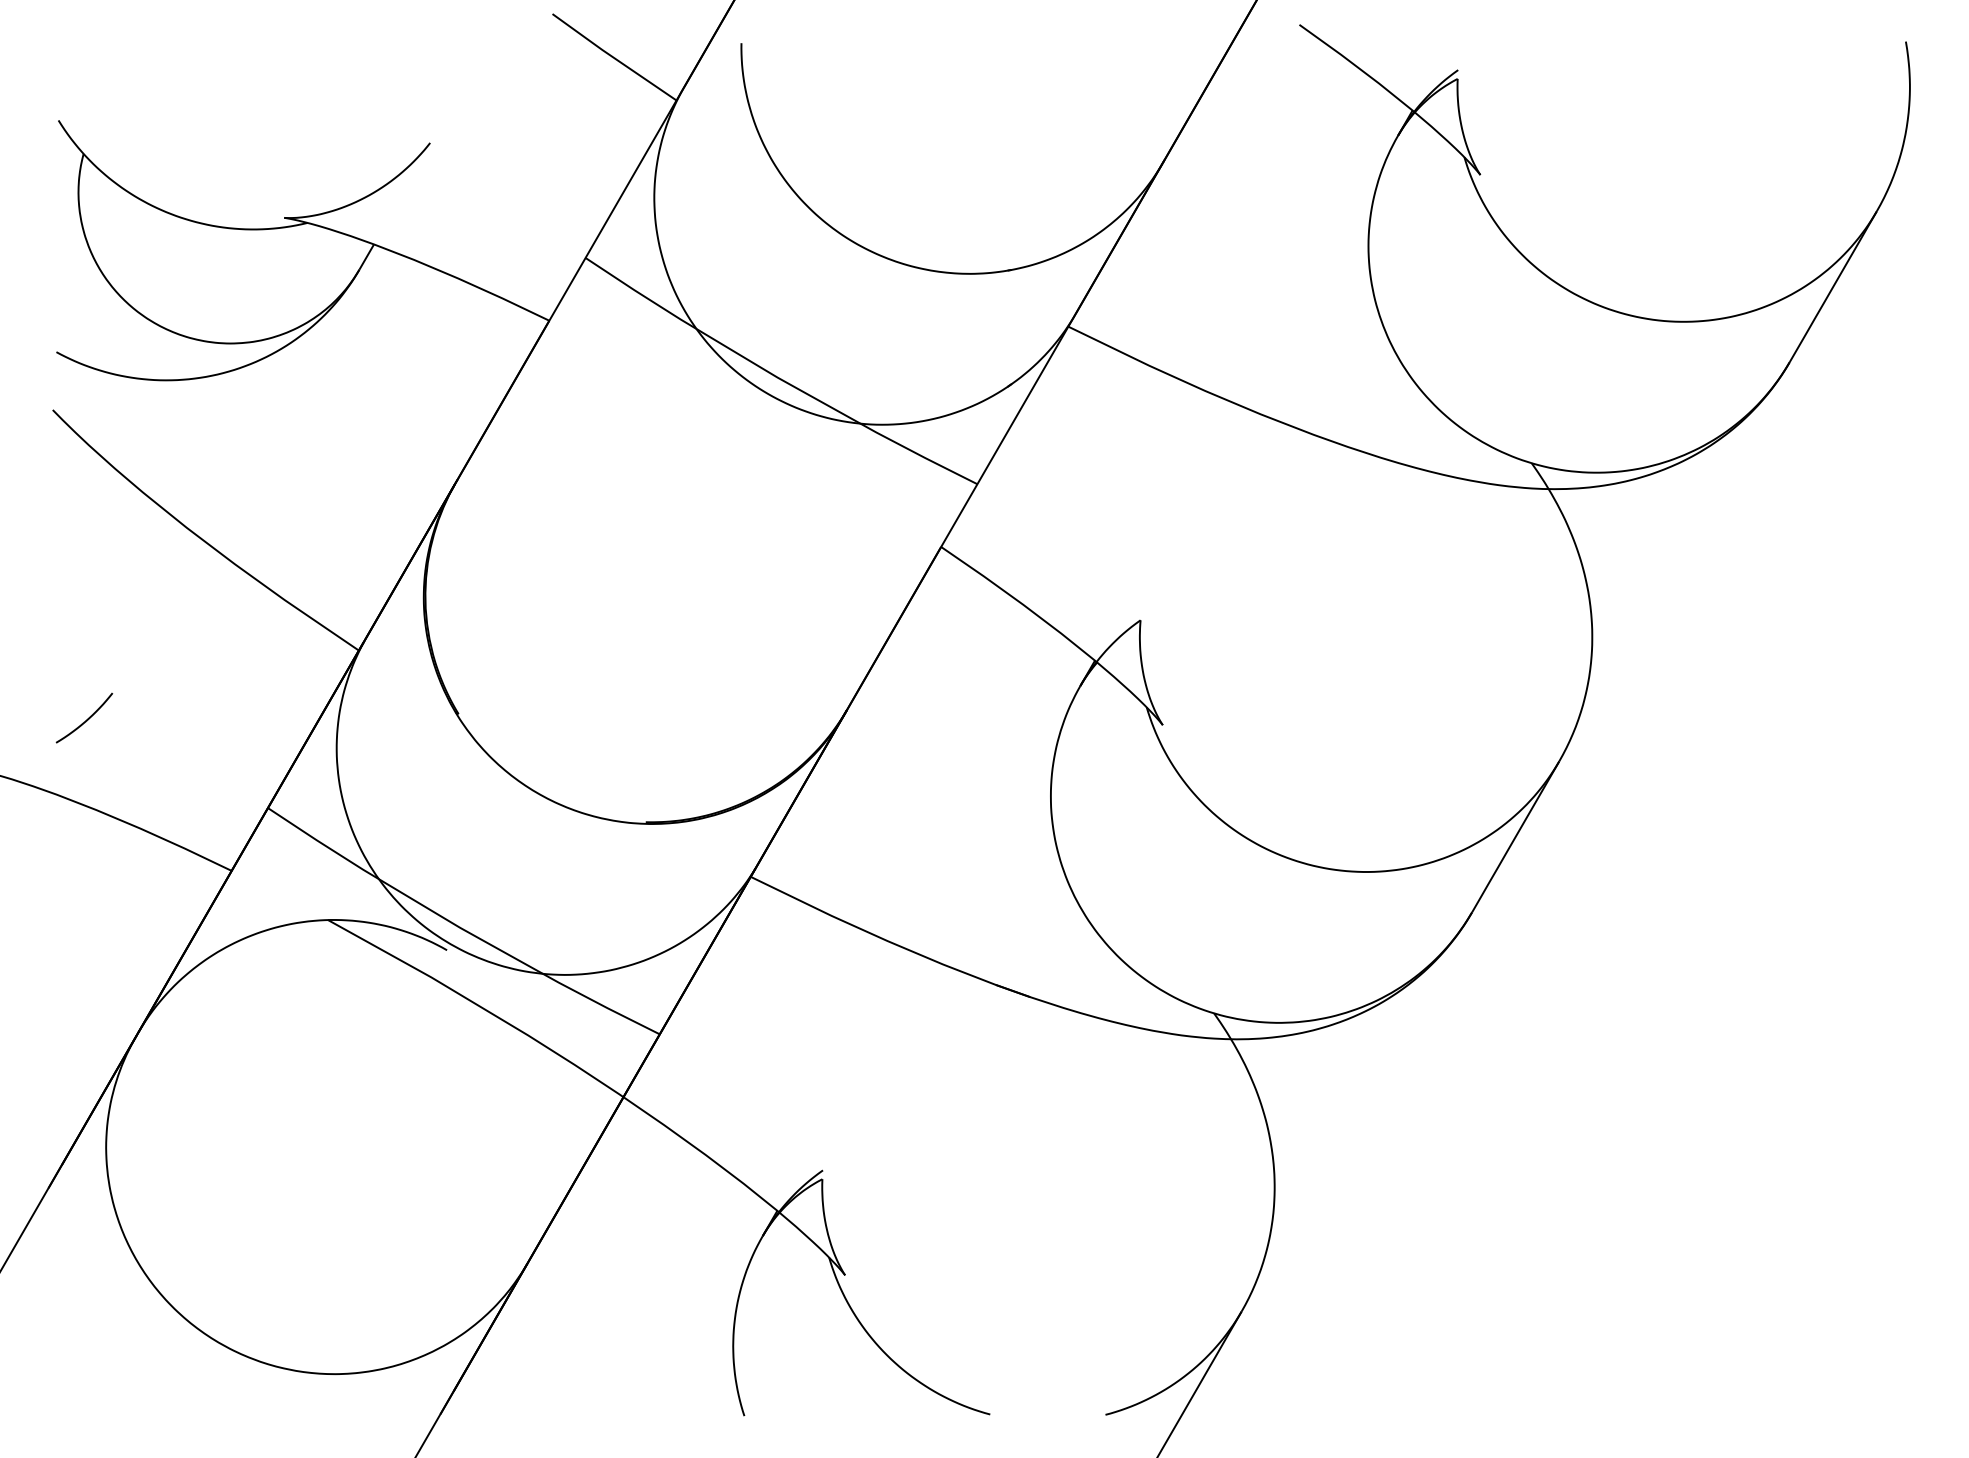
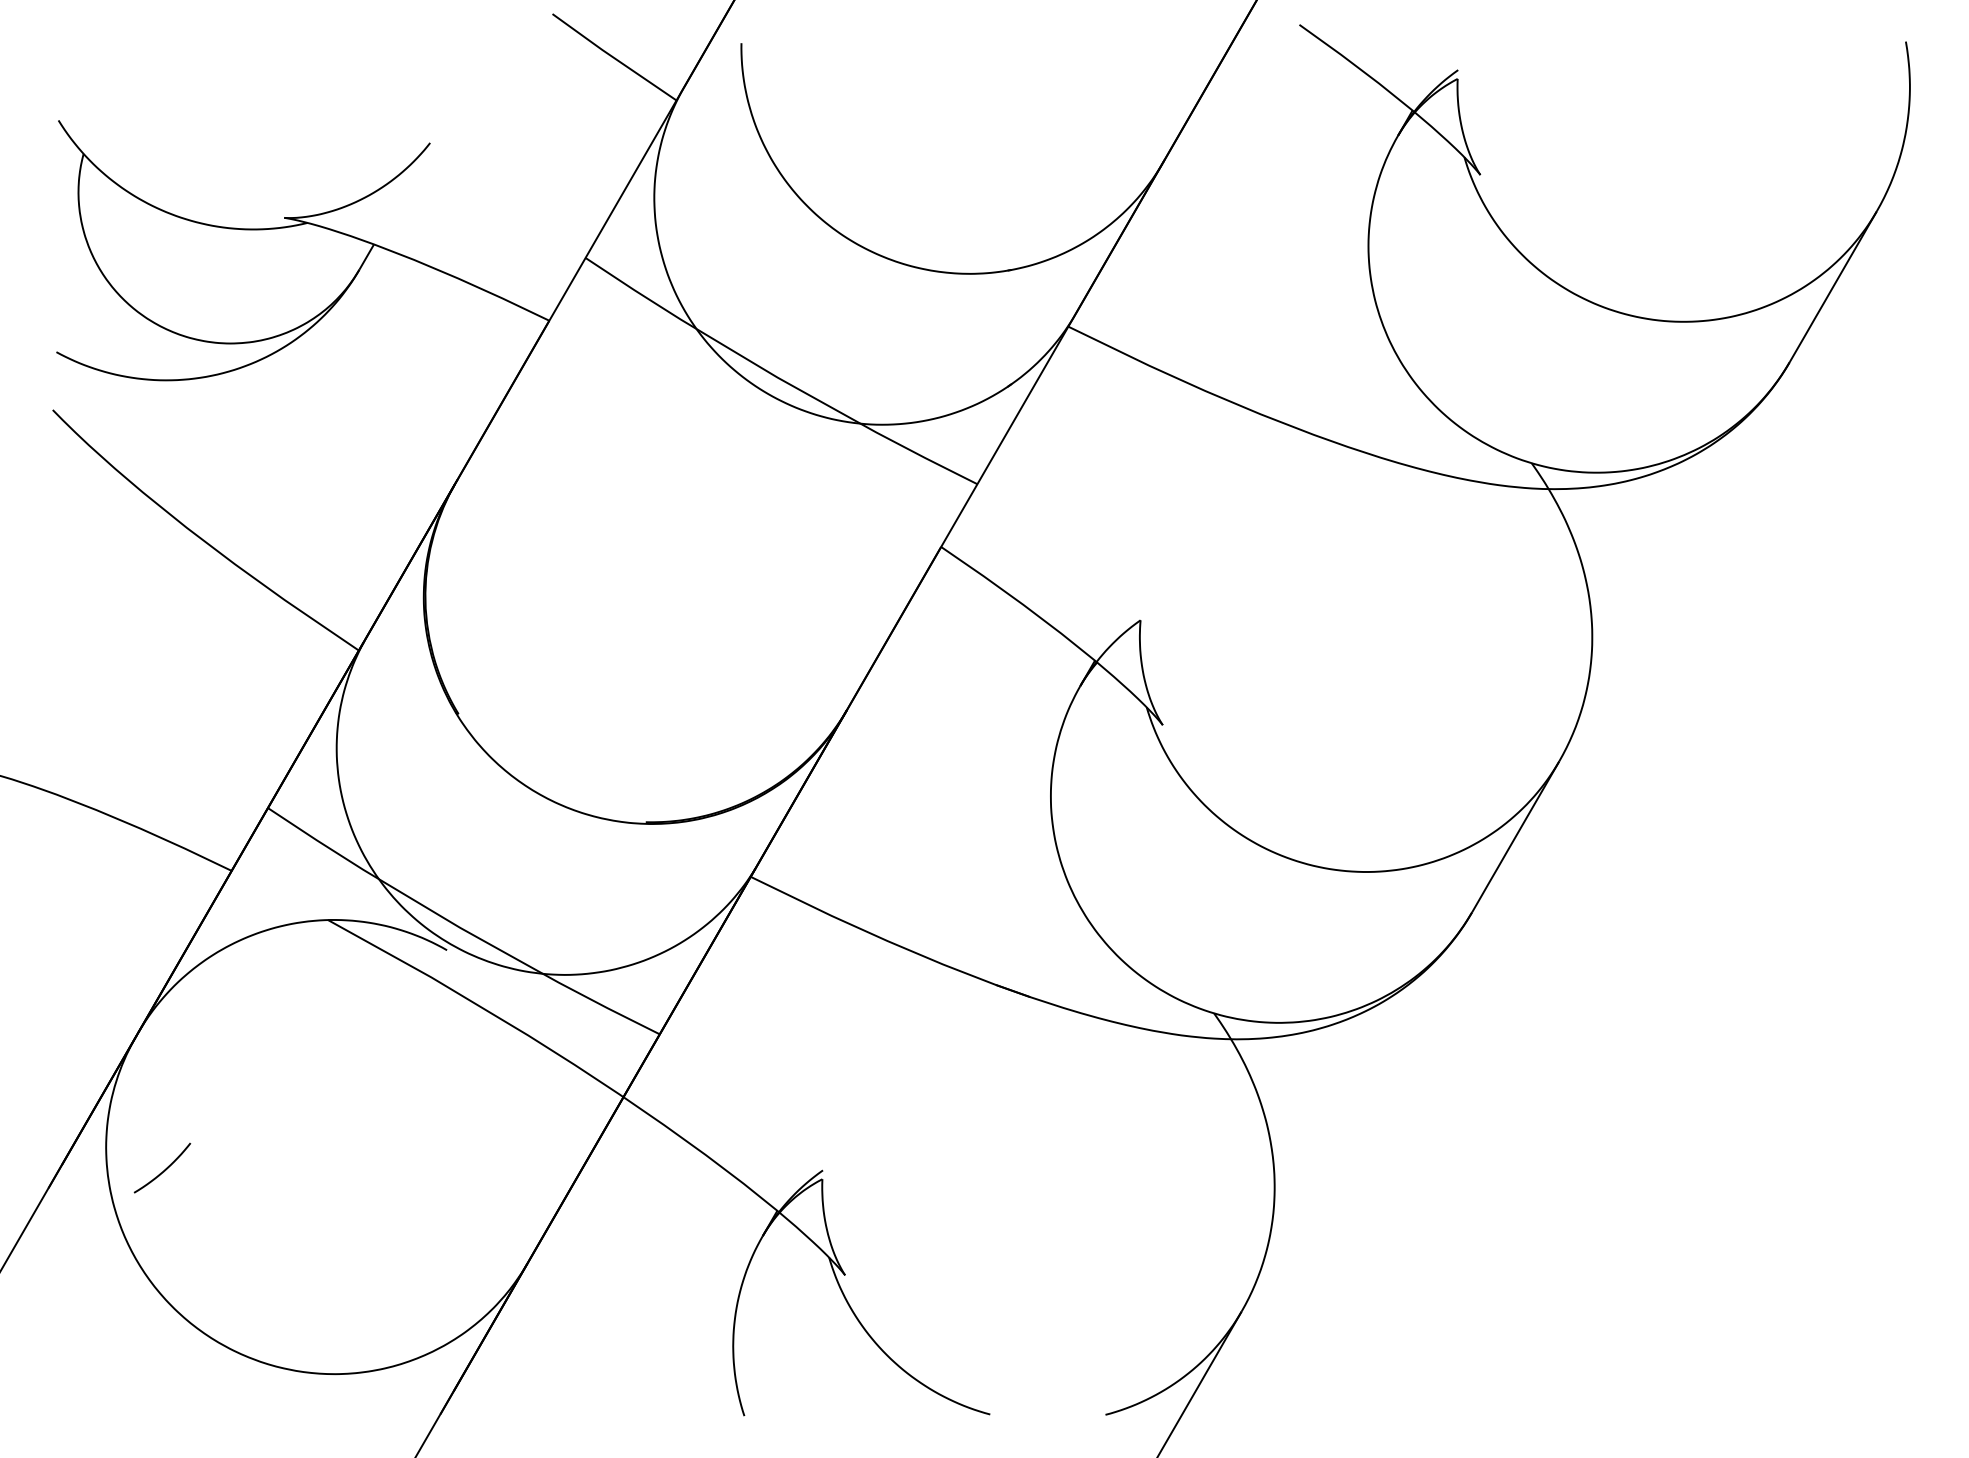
curve position: (86, 719) -> (164, 1169) (164, 1169)
